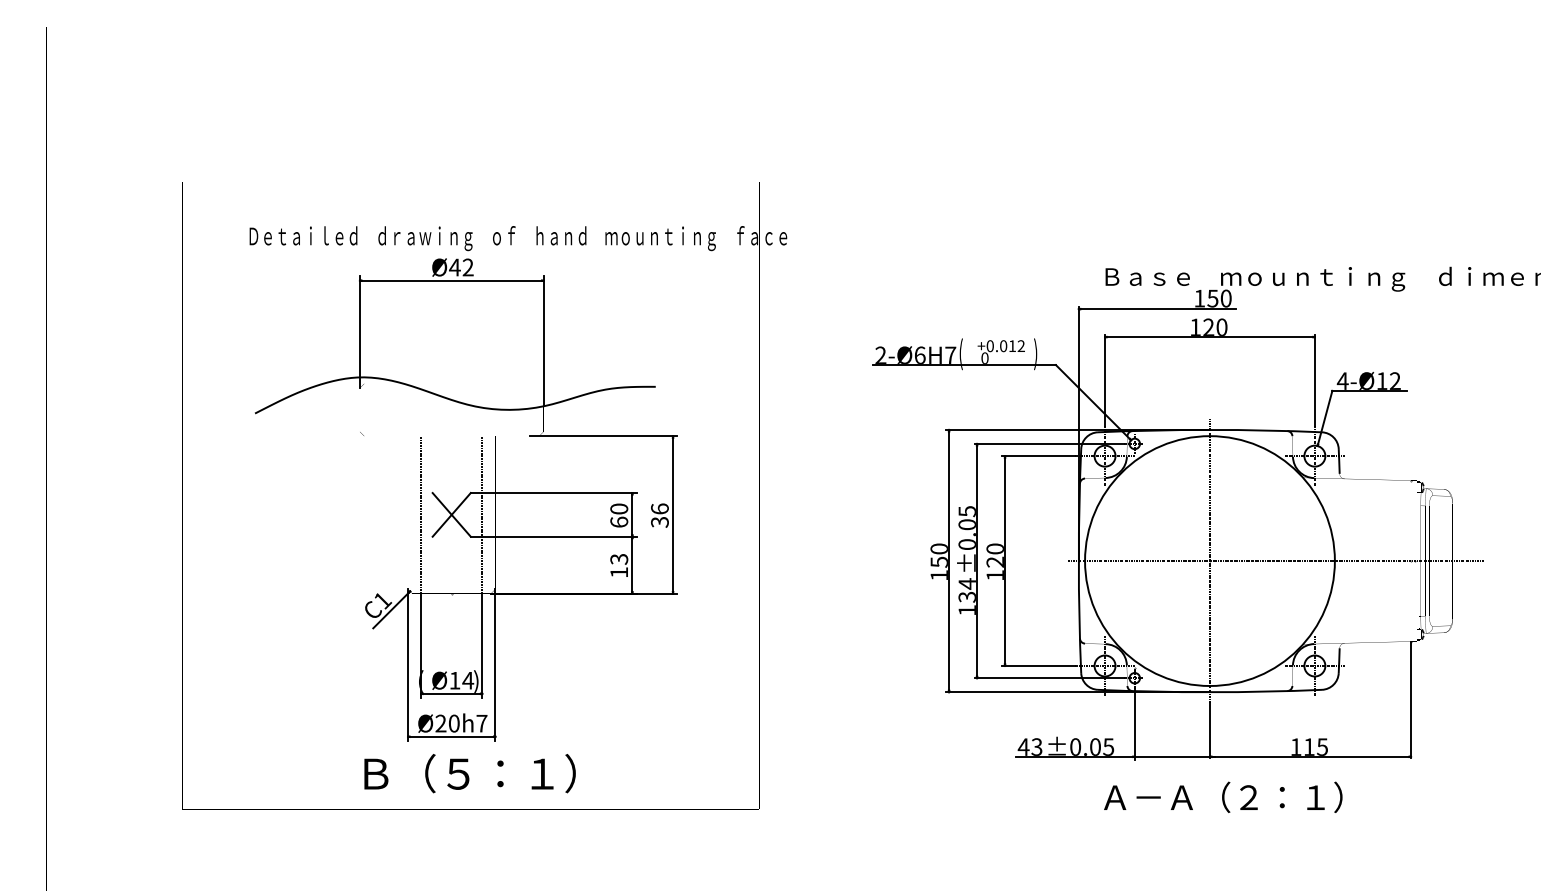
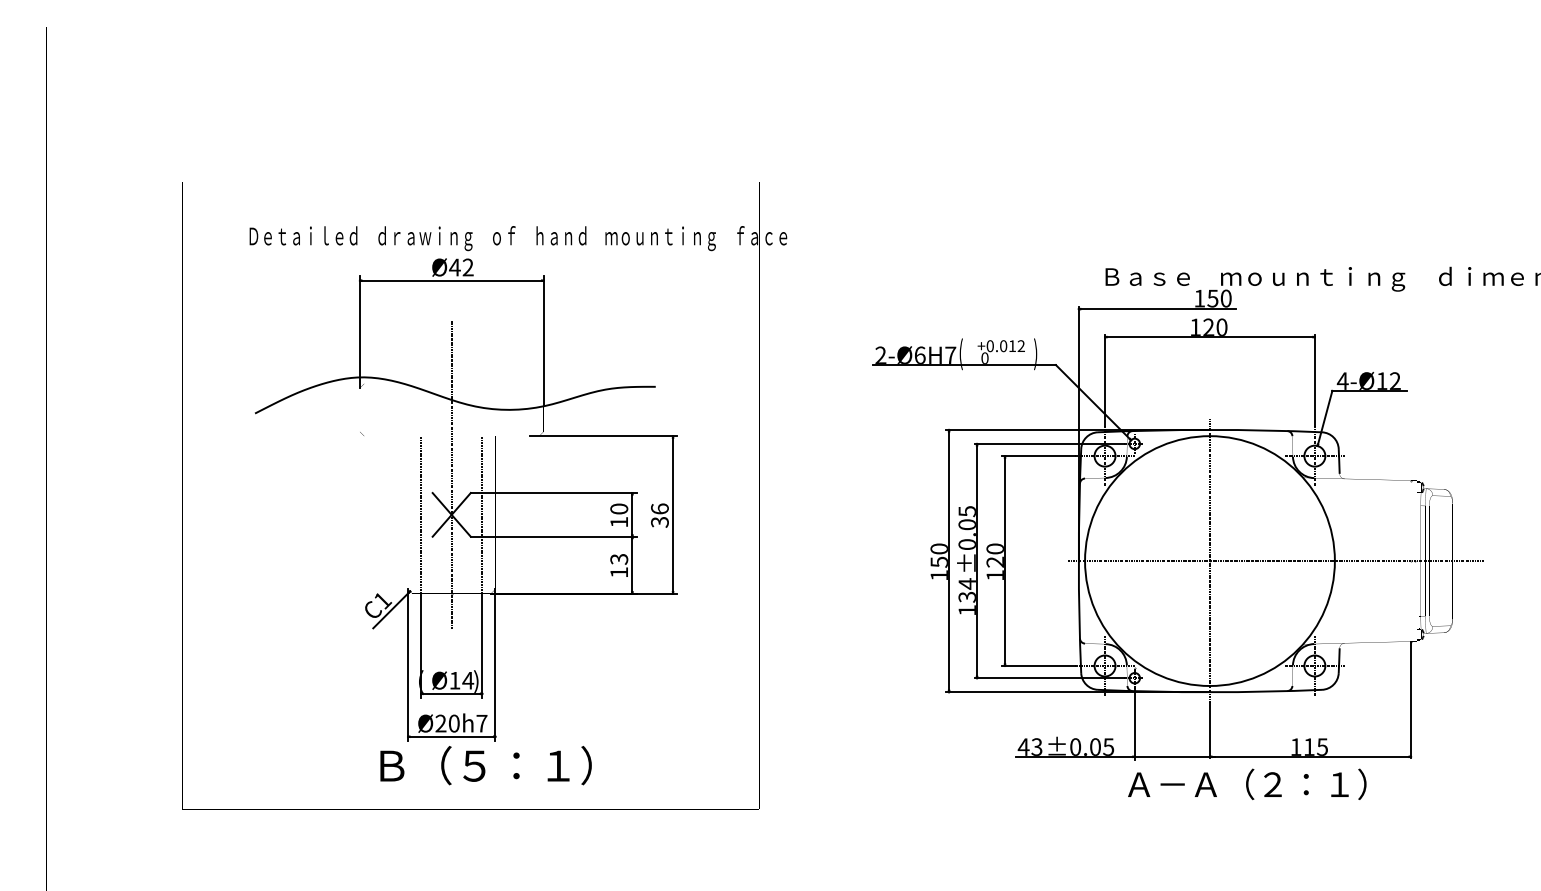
line: none -> present (451, 474)
text: 60 -> 10 (619, 521)
text position: (469, 773) -> (485, 765) (485, 765)
text position: (1223, 796) -> (1247, 783) (1247, 783)
